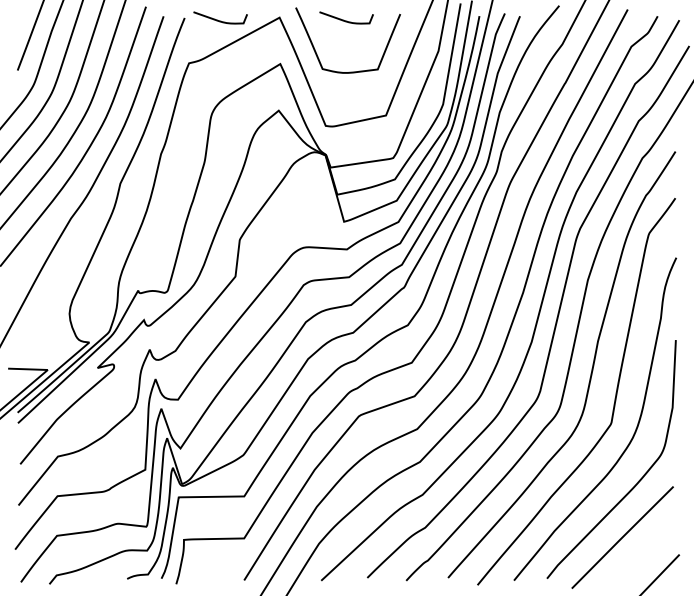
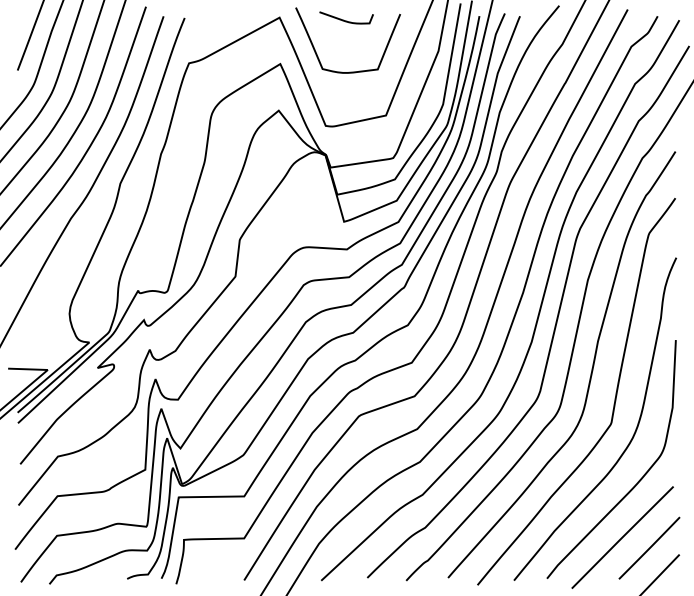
curve: present -> none (220, 20)
line: none -> present (649, 547)
